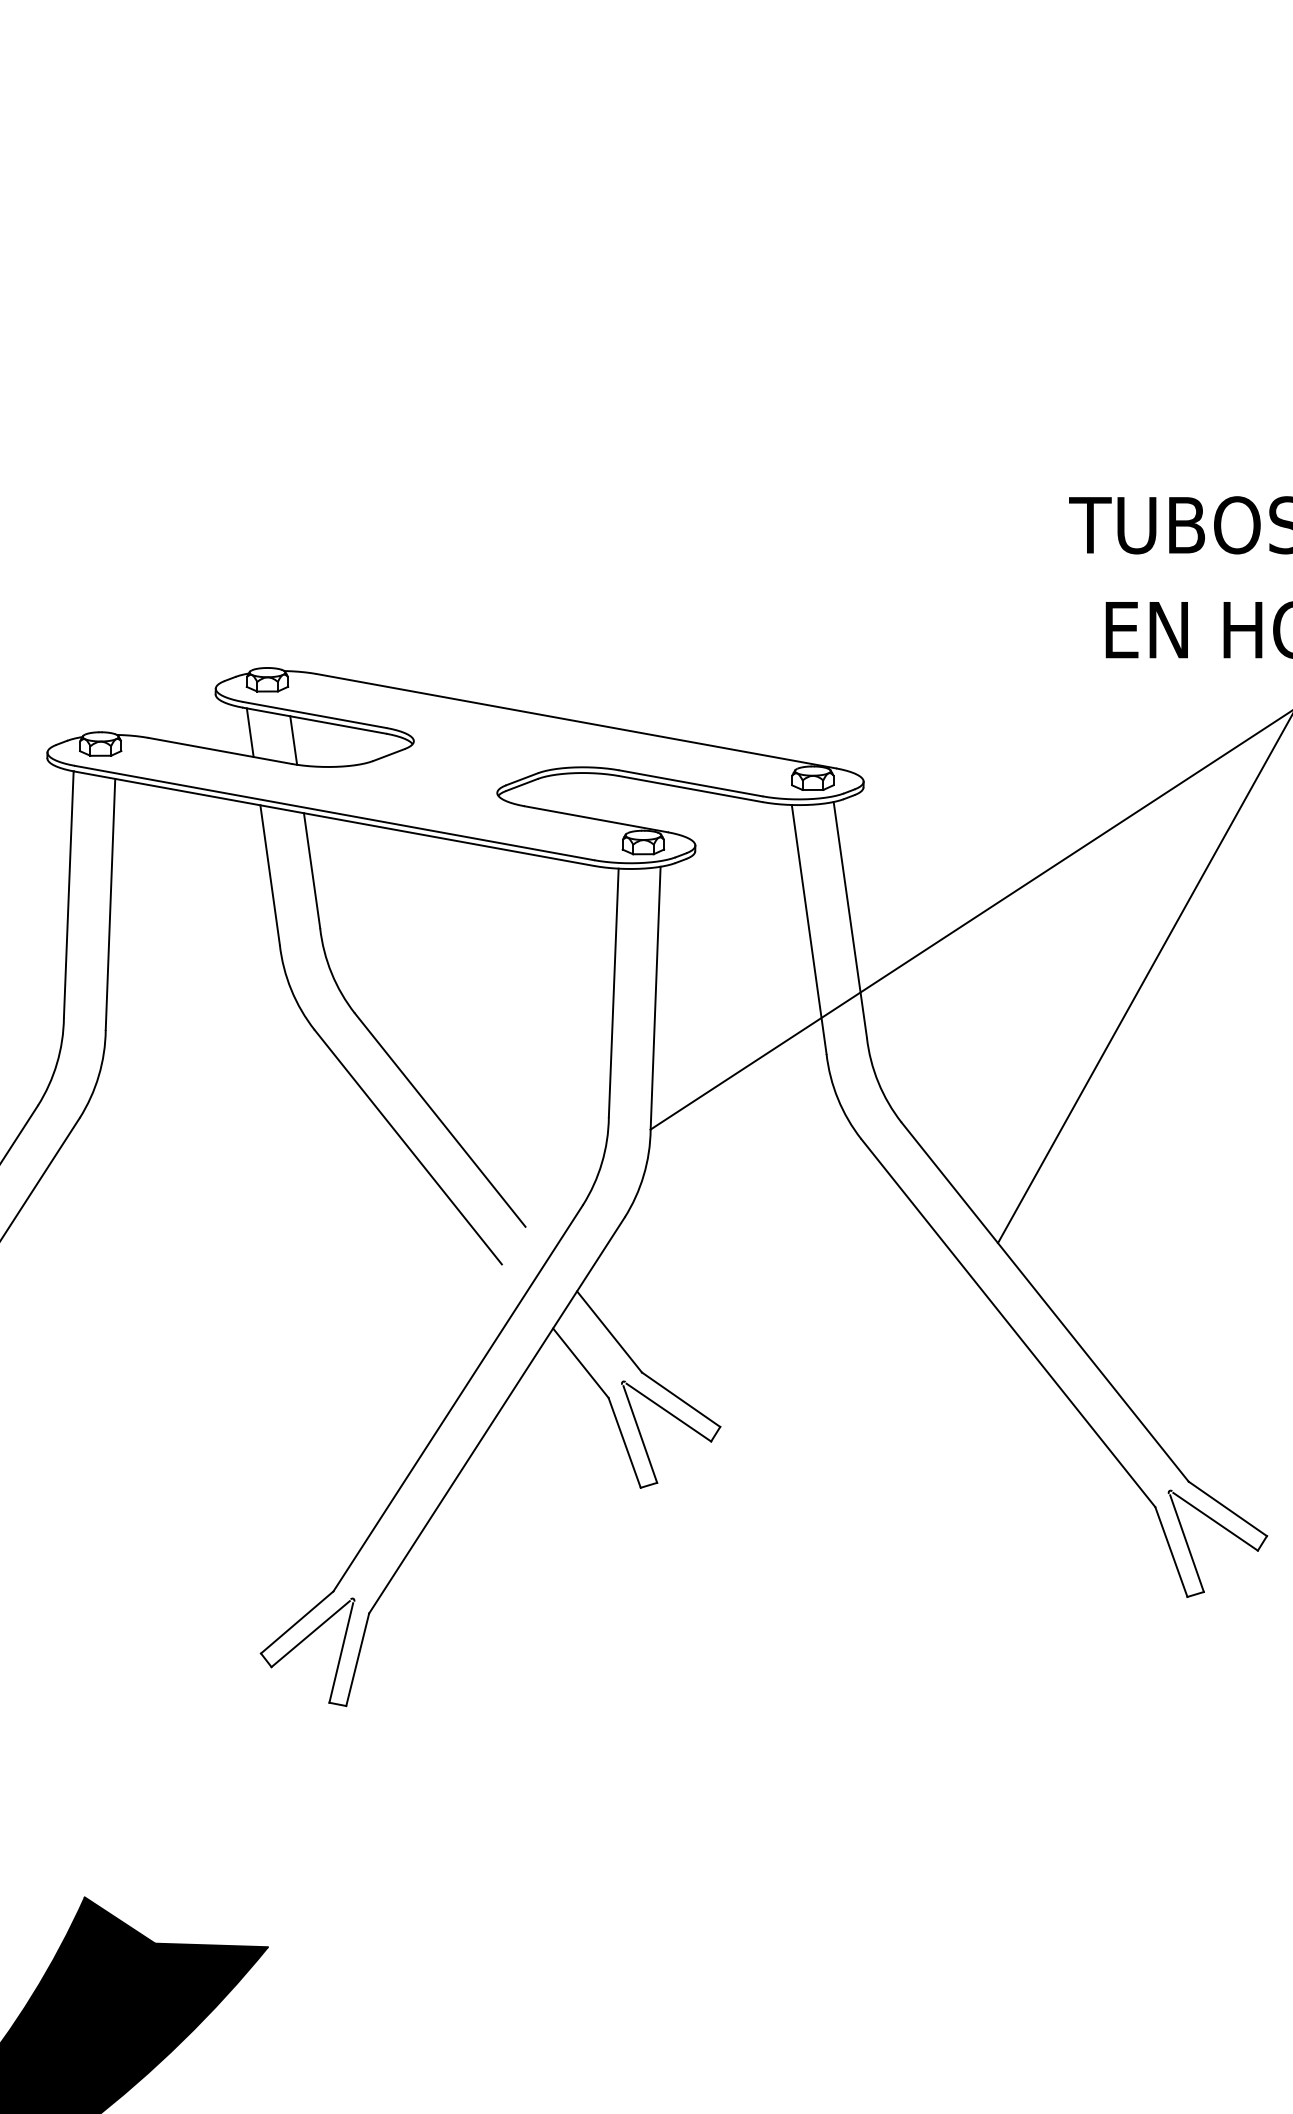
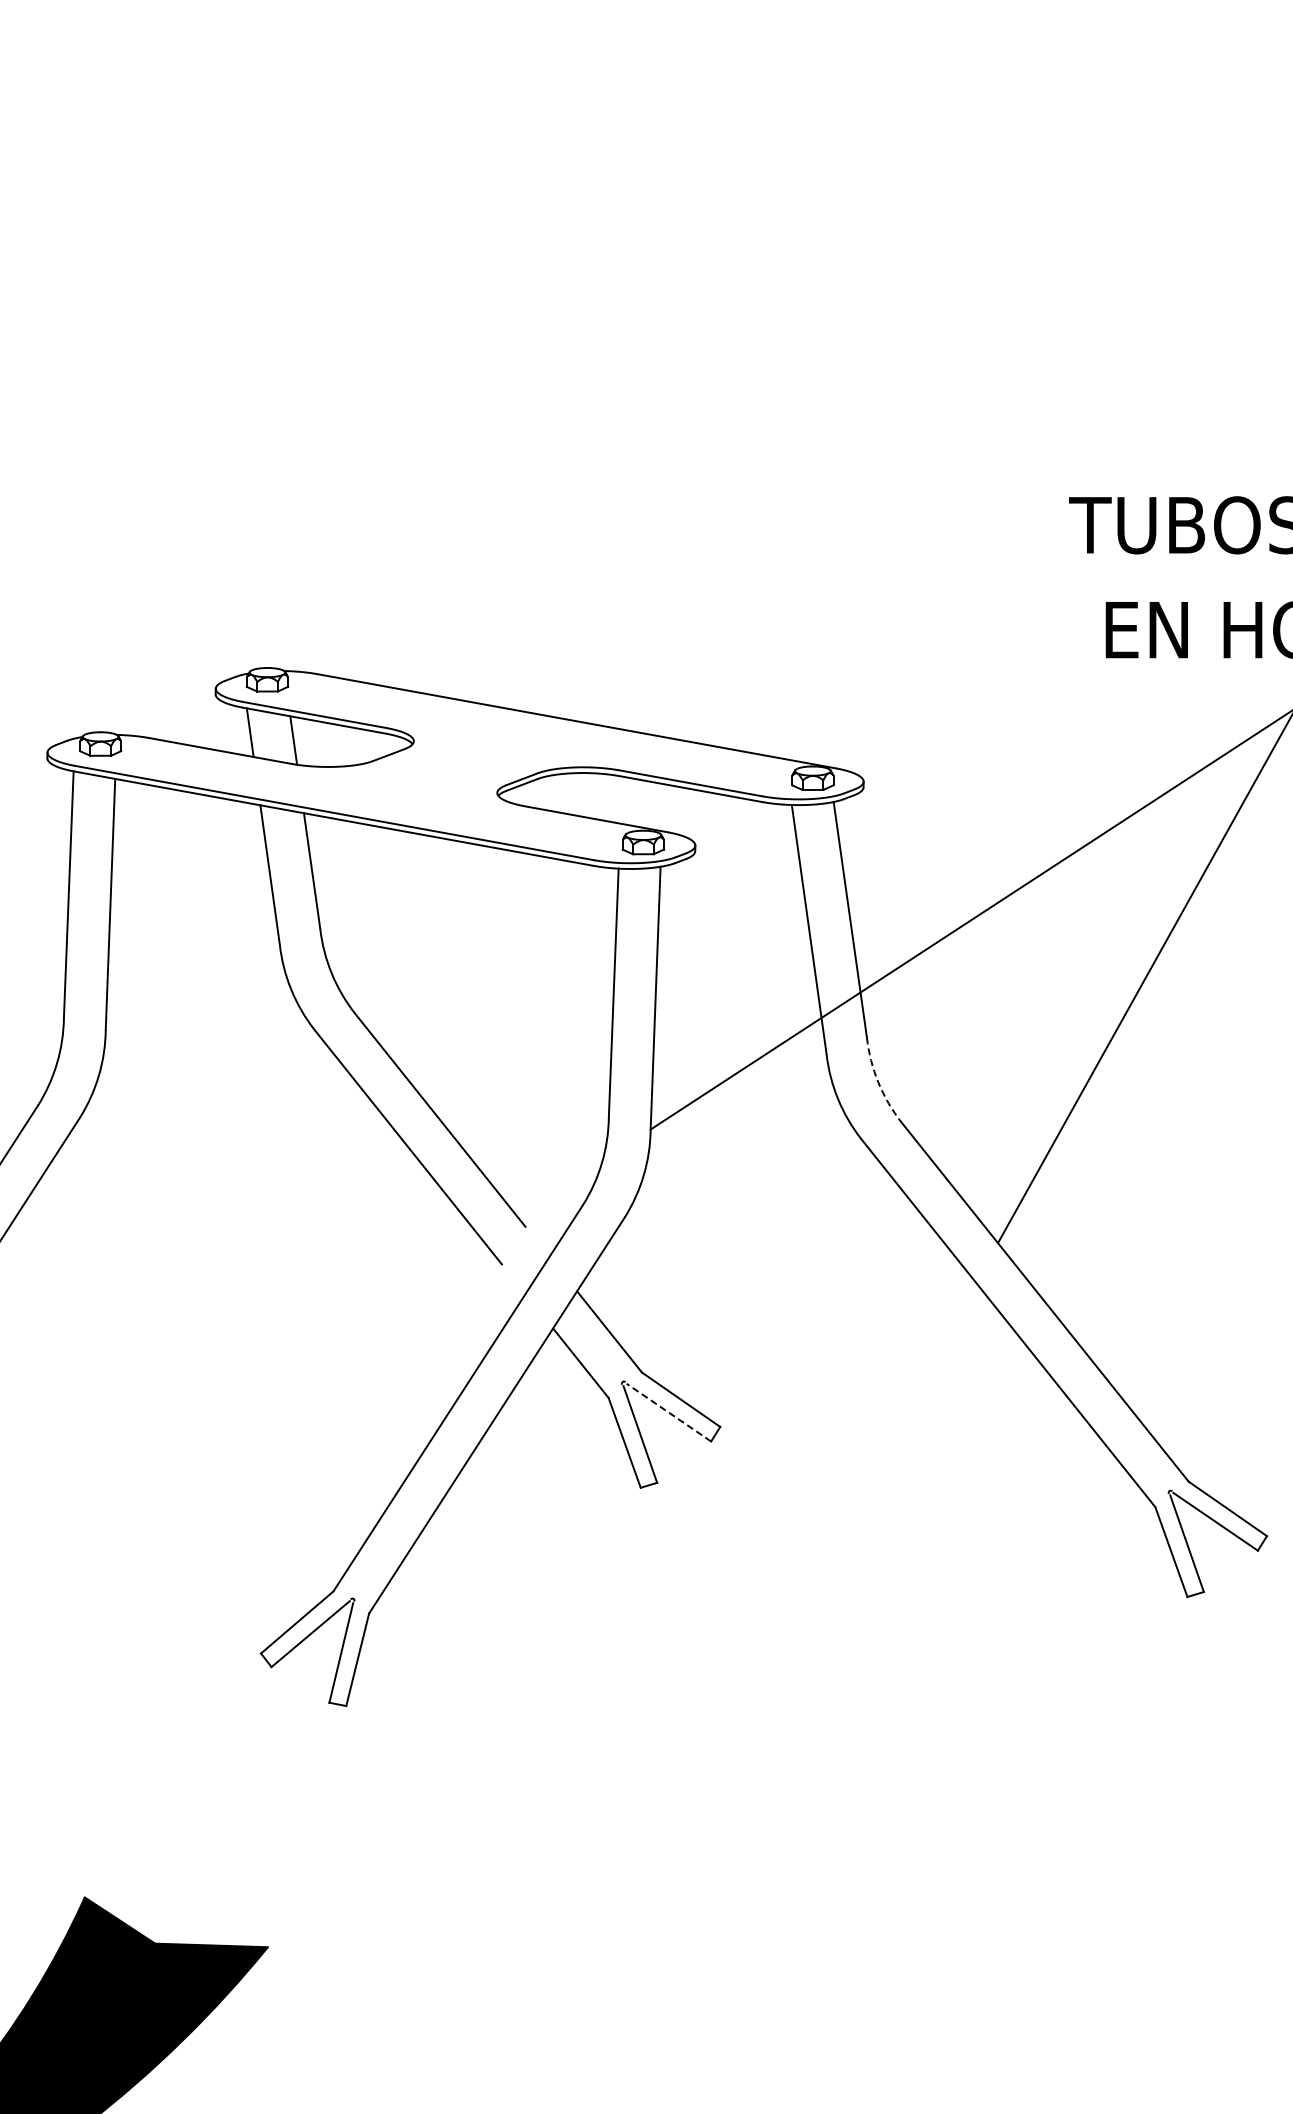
arc: solid -> dashed (878, 1082)
line: solid -> dashed (668, 1412)
